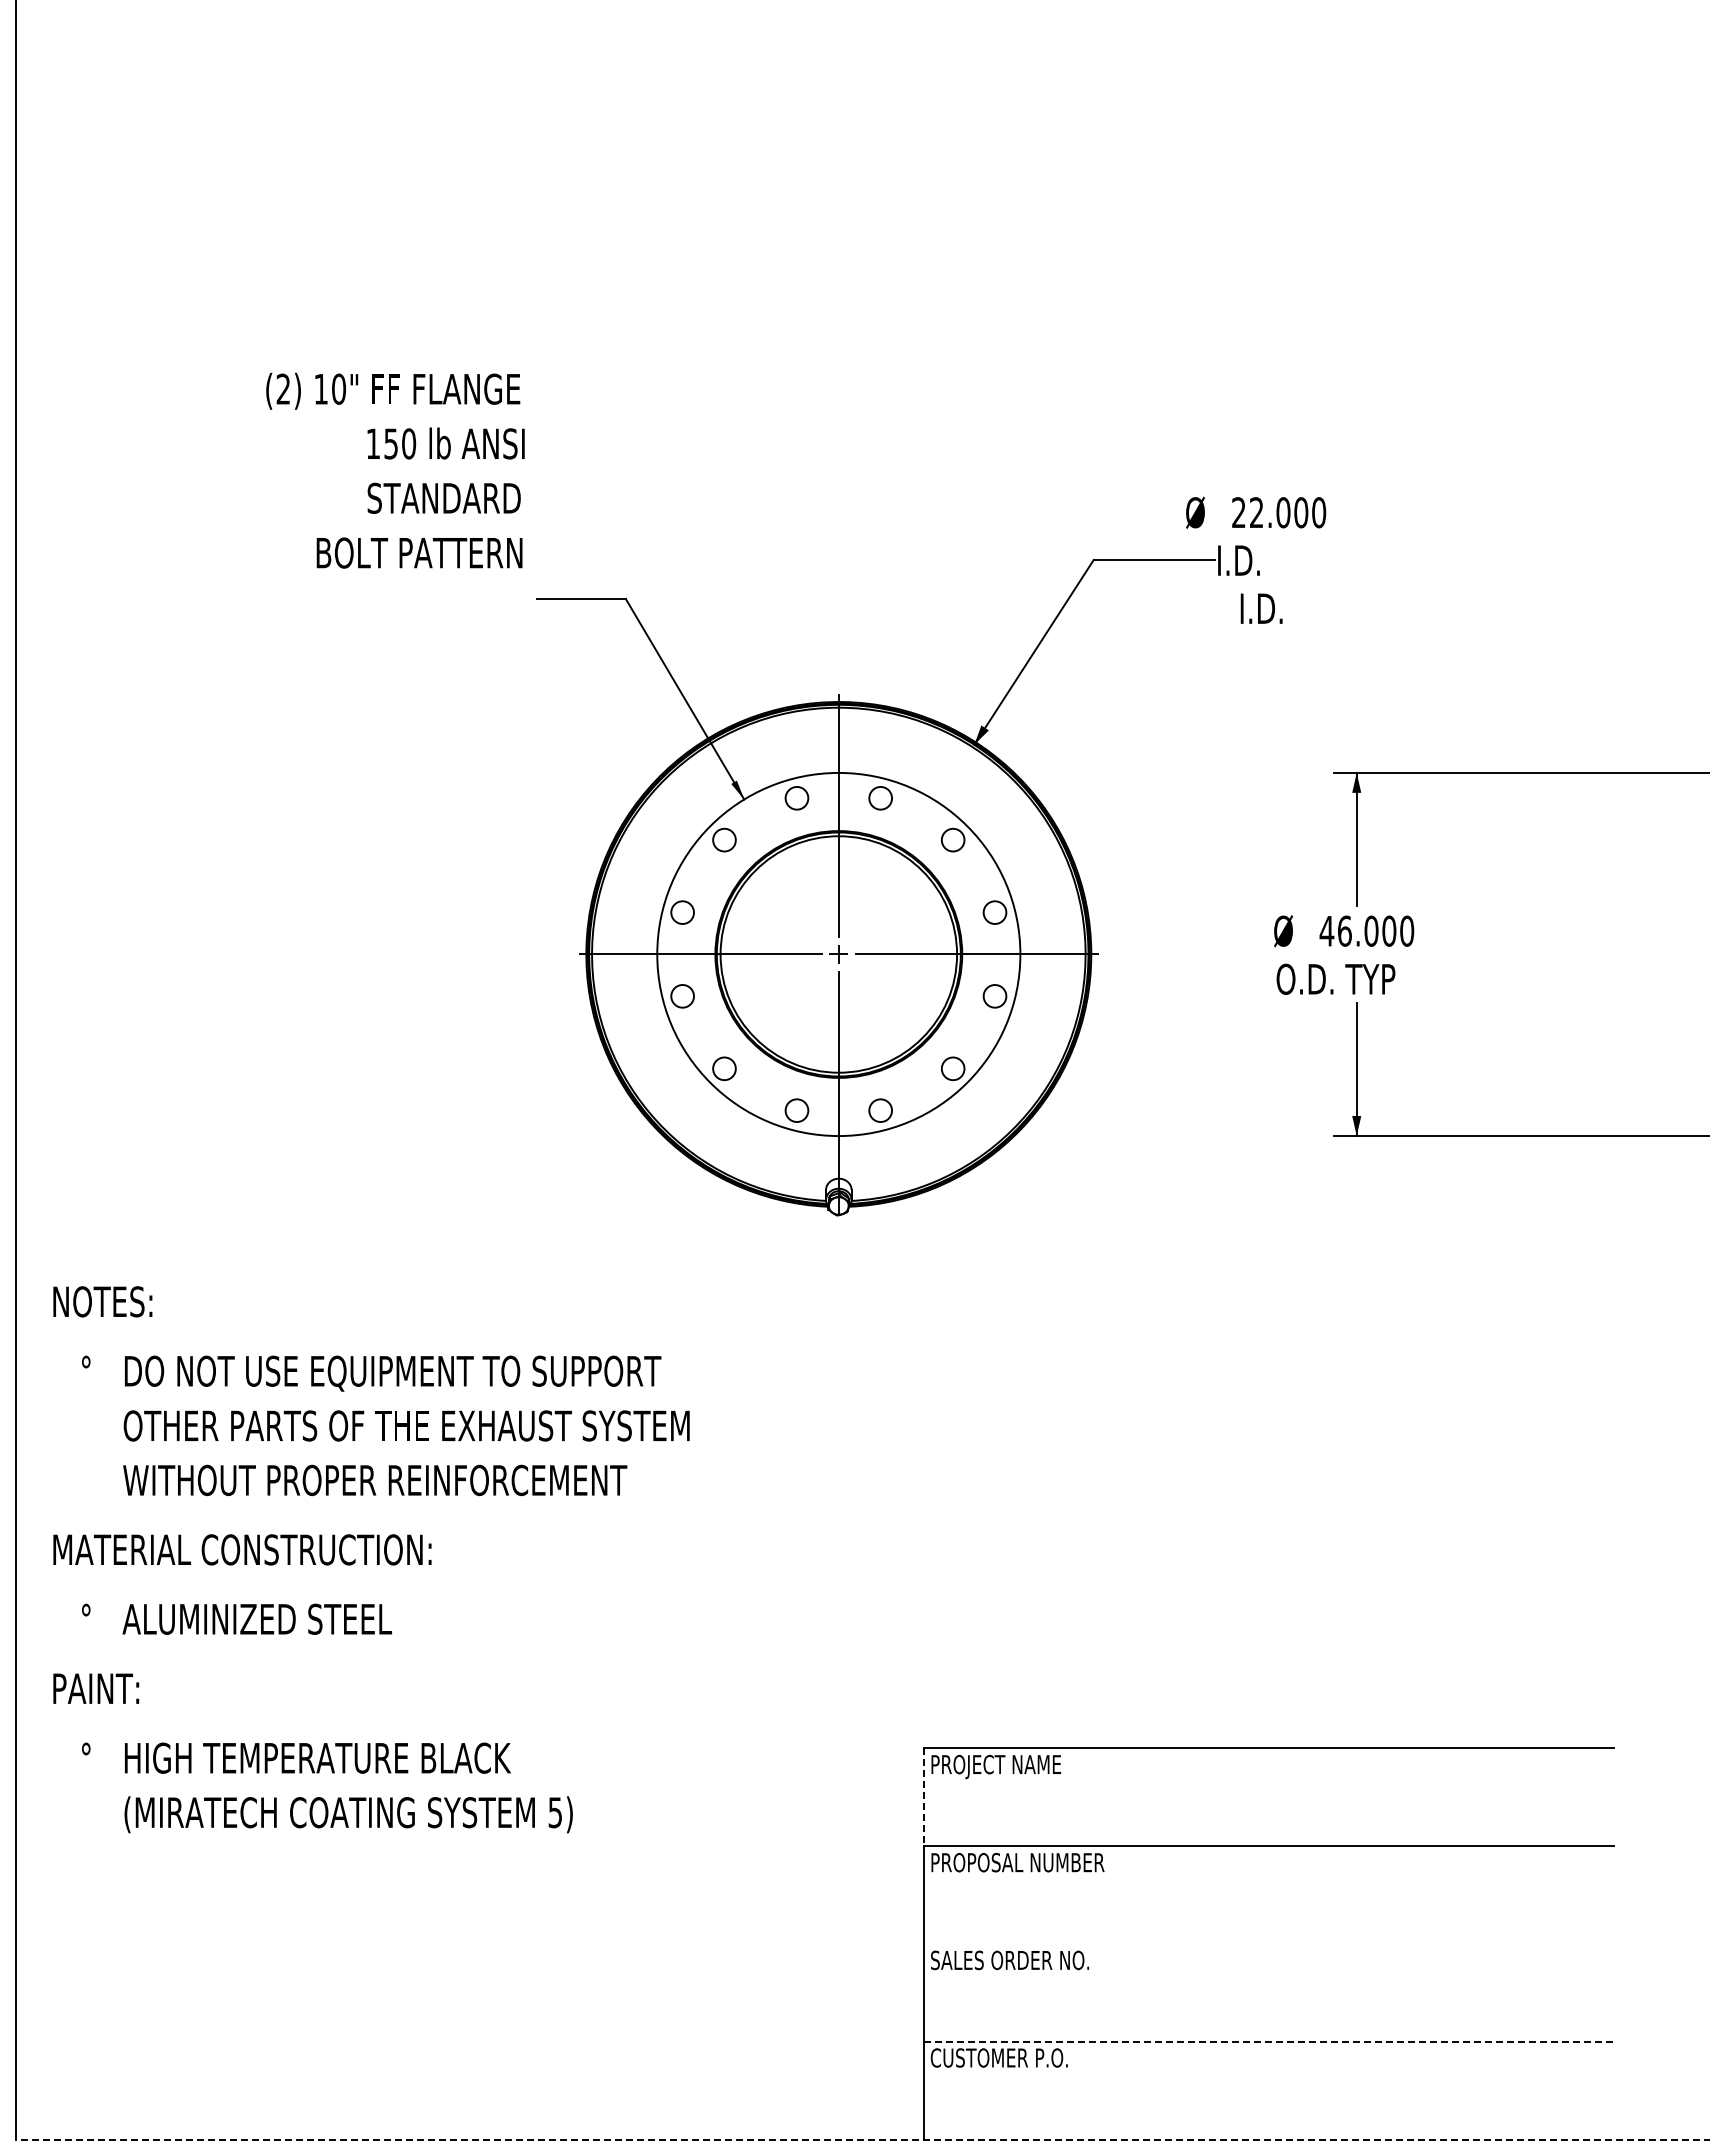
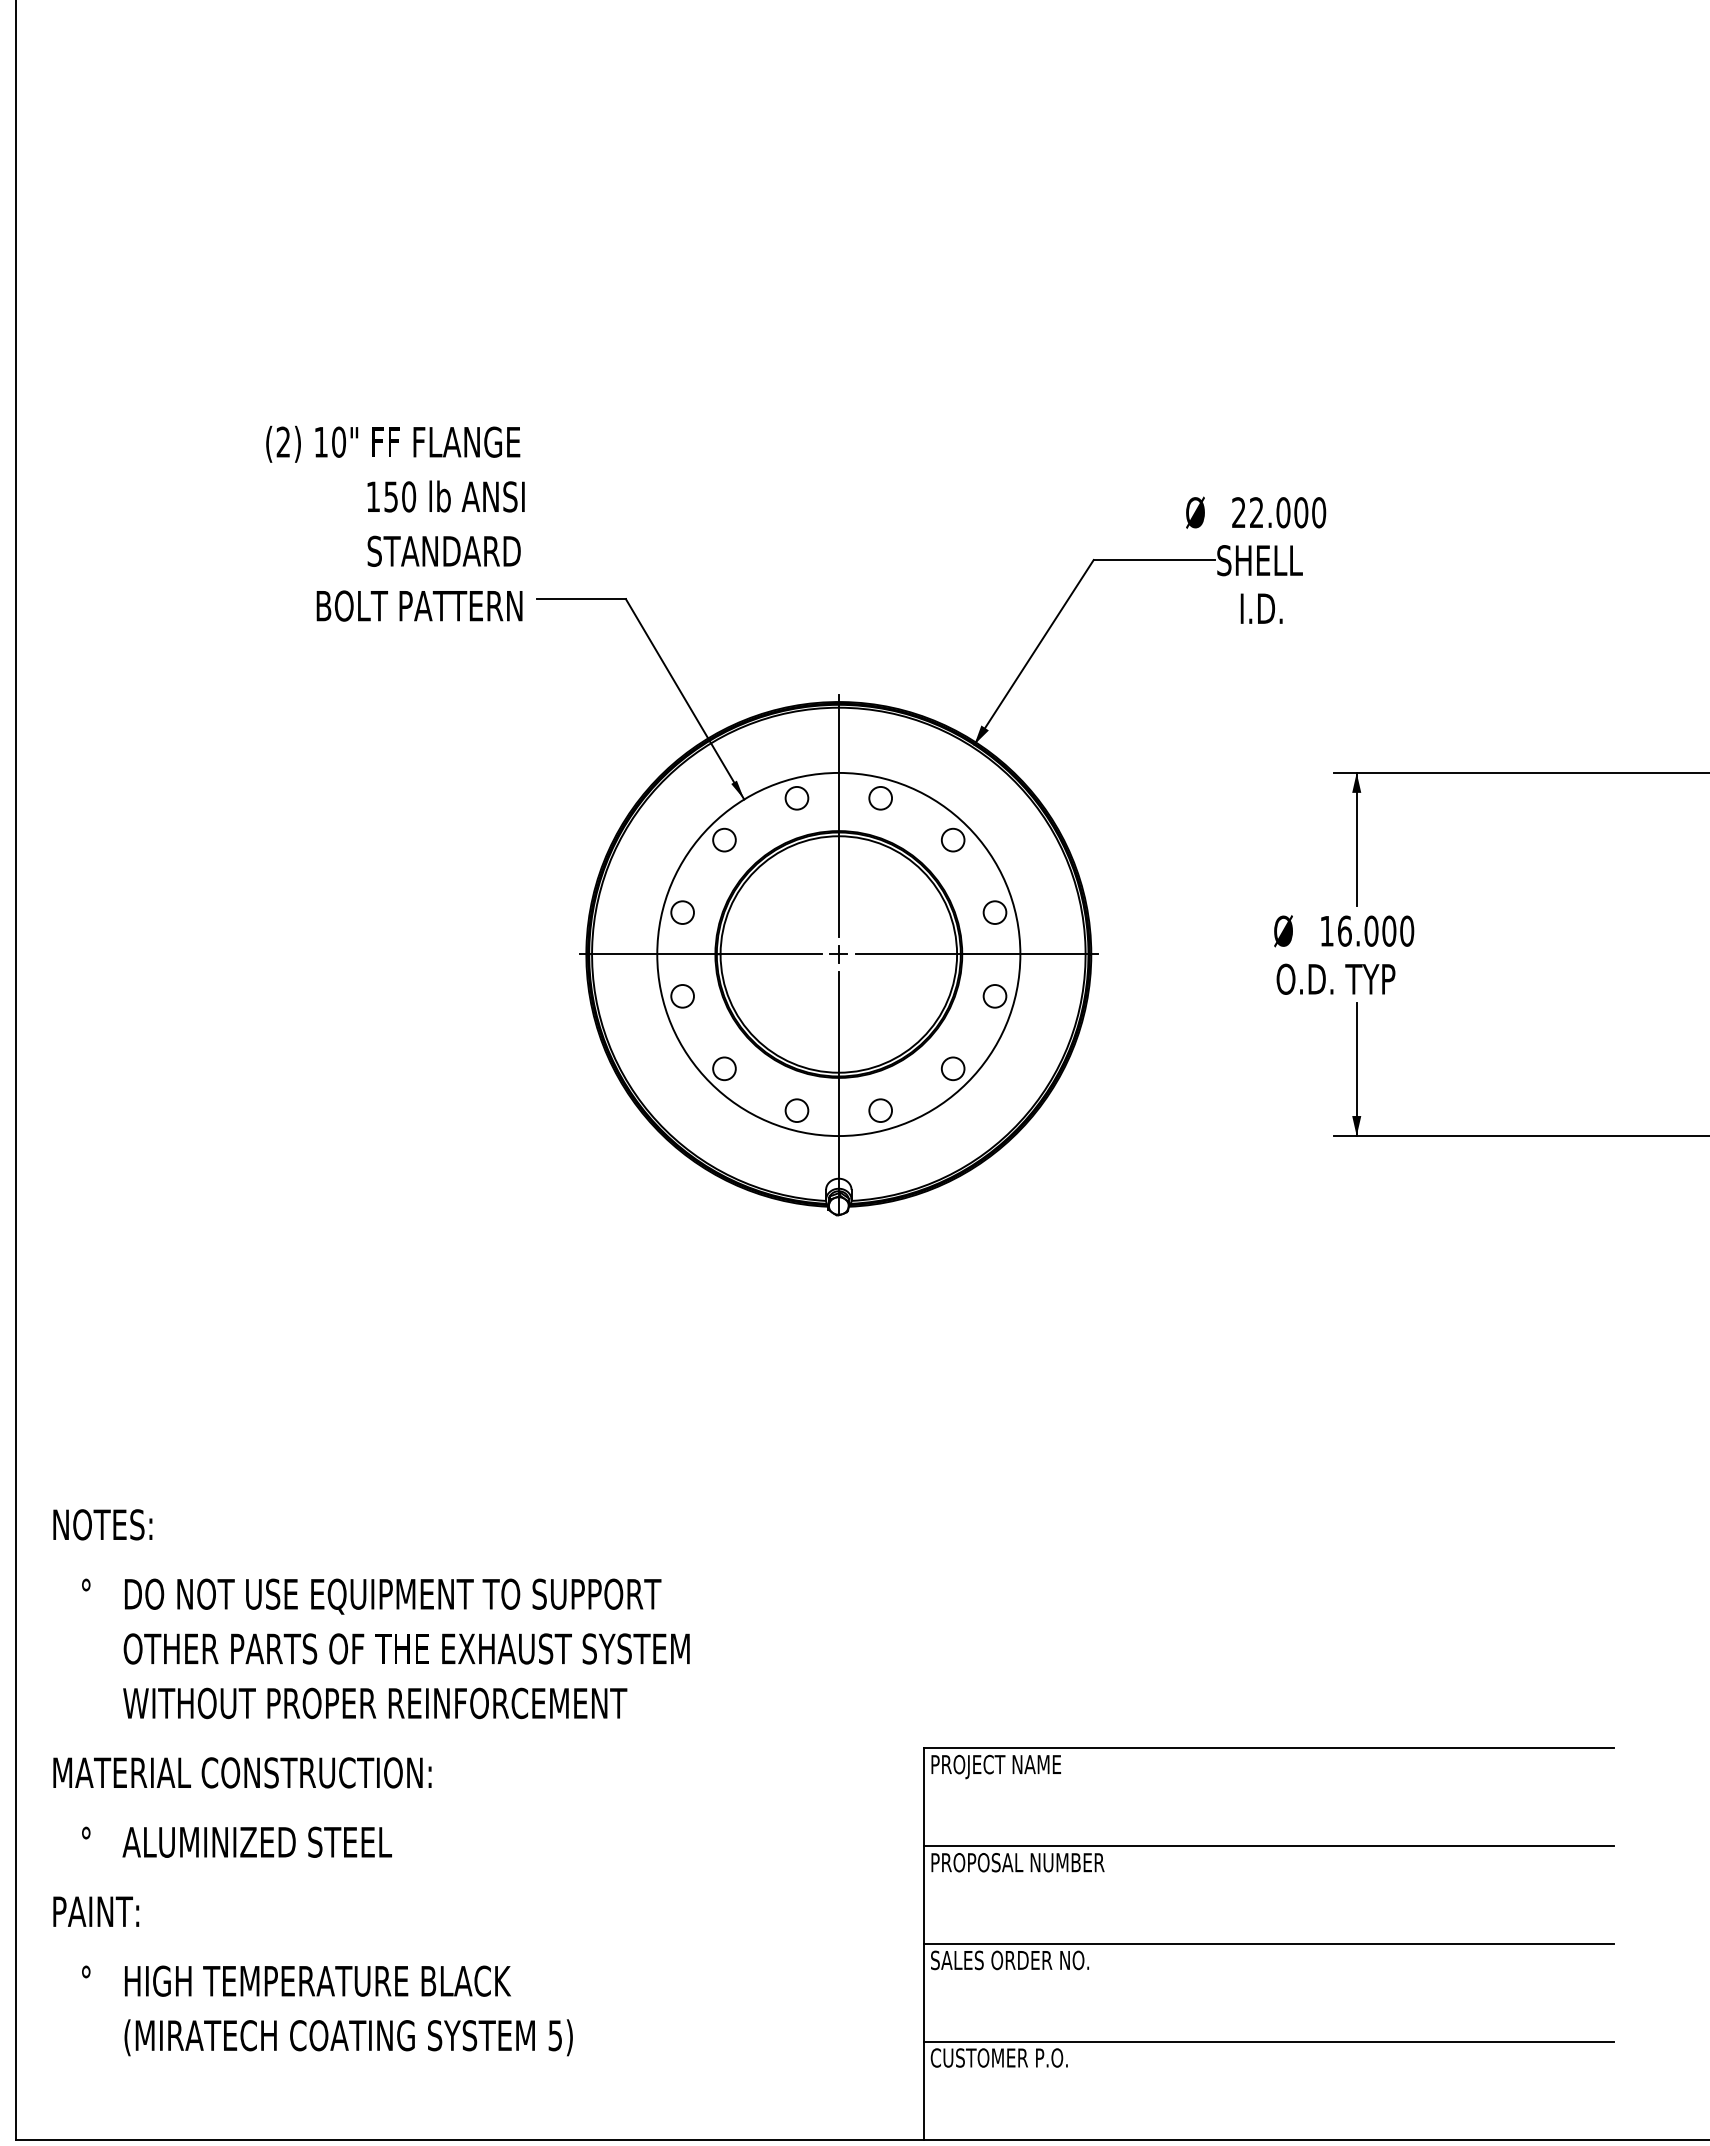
text position: (395, 470) -> (395, 523) (395, 523)
text: I.D. -> SHELL (1259, 560)
text: 46.000 -> 16.000 (1326, 931)
text position: (371, 1559) -> (371, 1782) (371, 1782)
line: dashed -> solid (923, 1797)
line: none -> present (1268, 1944)
line: dashed -> solid (1268, 2042)
line: dashed -> solid (862, 2140)
